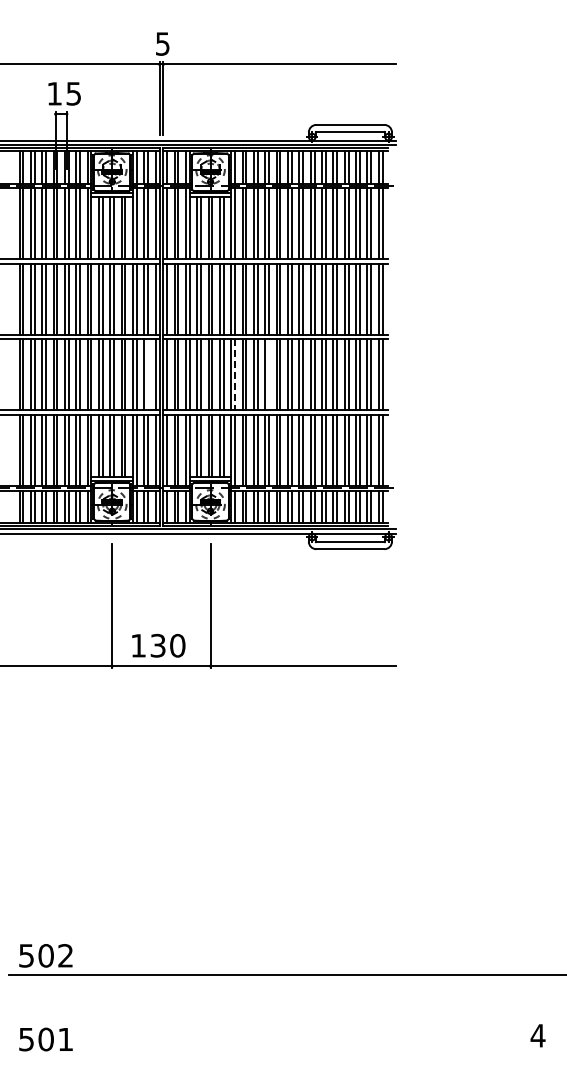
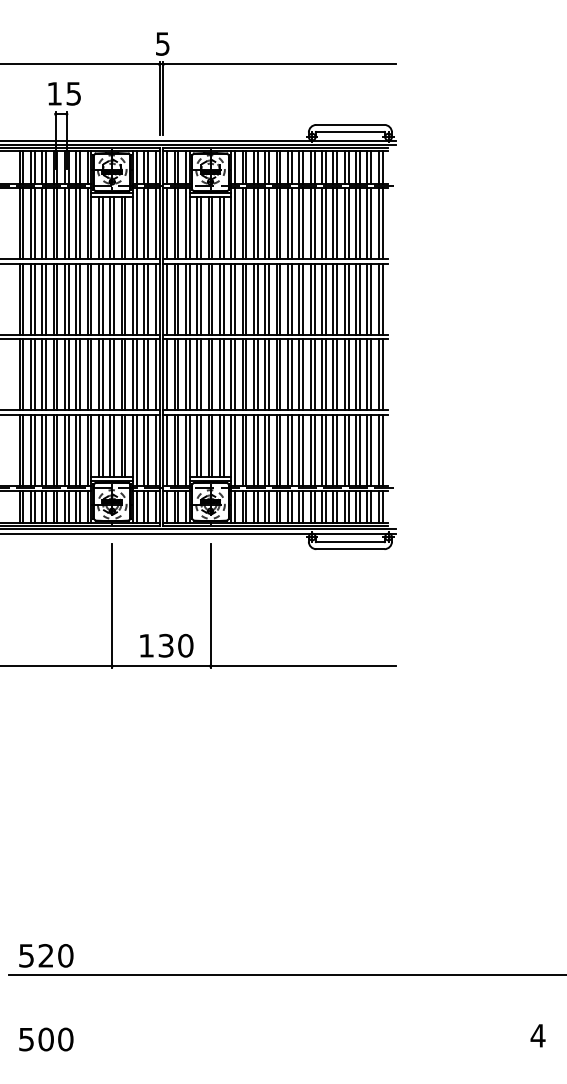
line: none -> present (148, 374)
line: dashed -> solid (235, 374)
line: none -> present (269, 374)
text position: (158, 645) -> (166, 645) (166, 645)
text: 502 -> 520 (55, 955)
text: 501 -> 500 (65, 1039)
